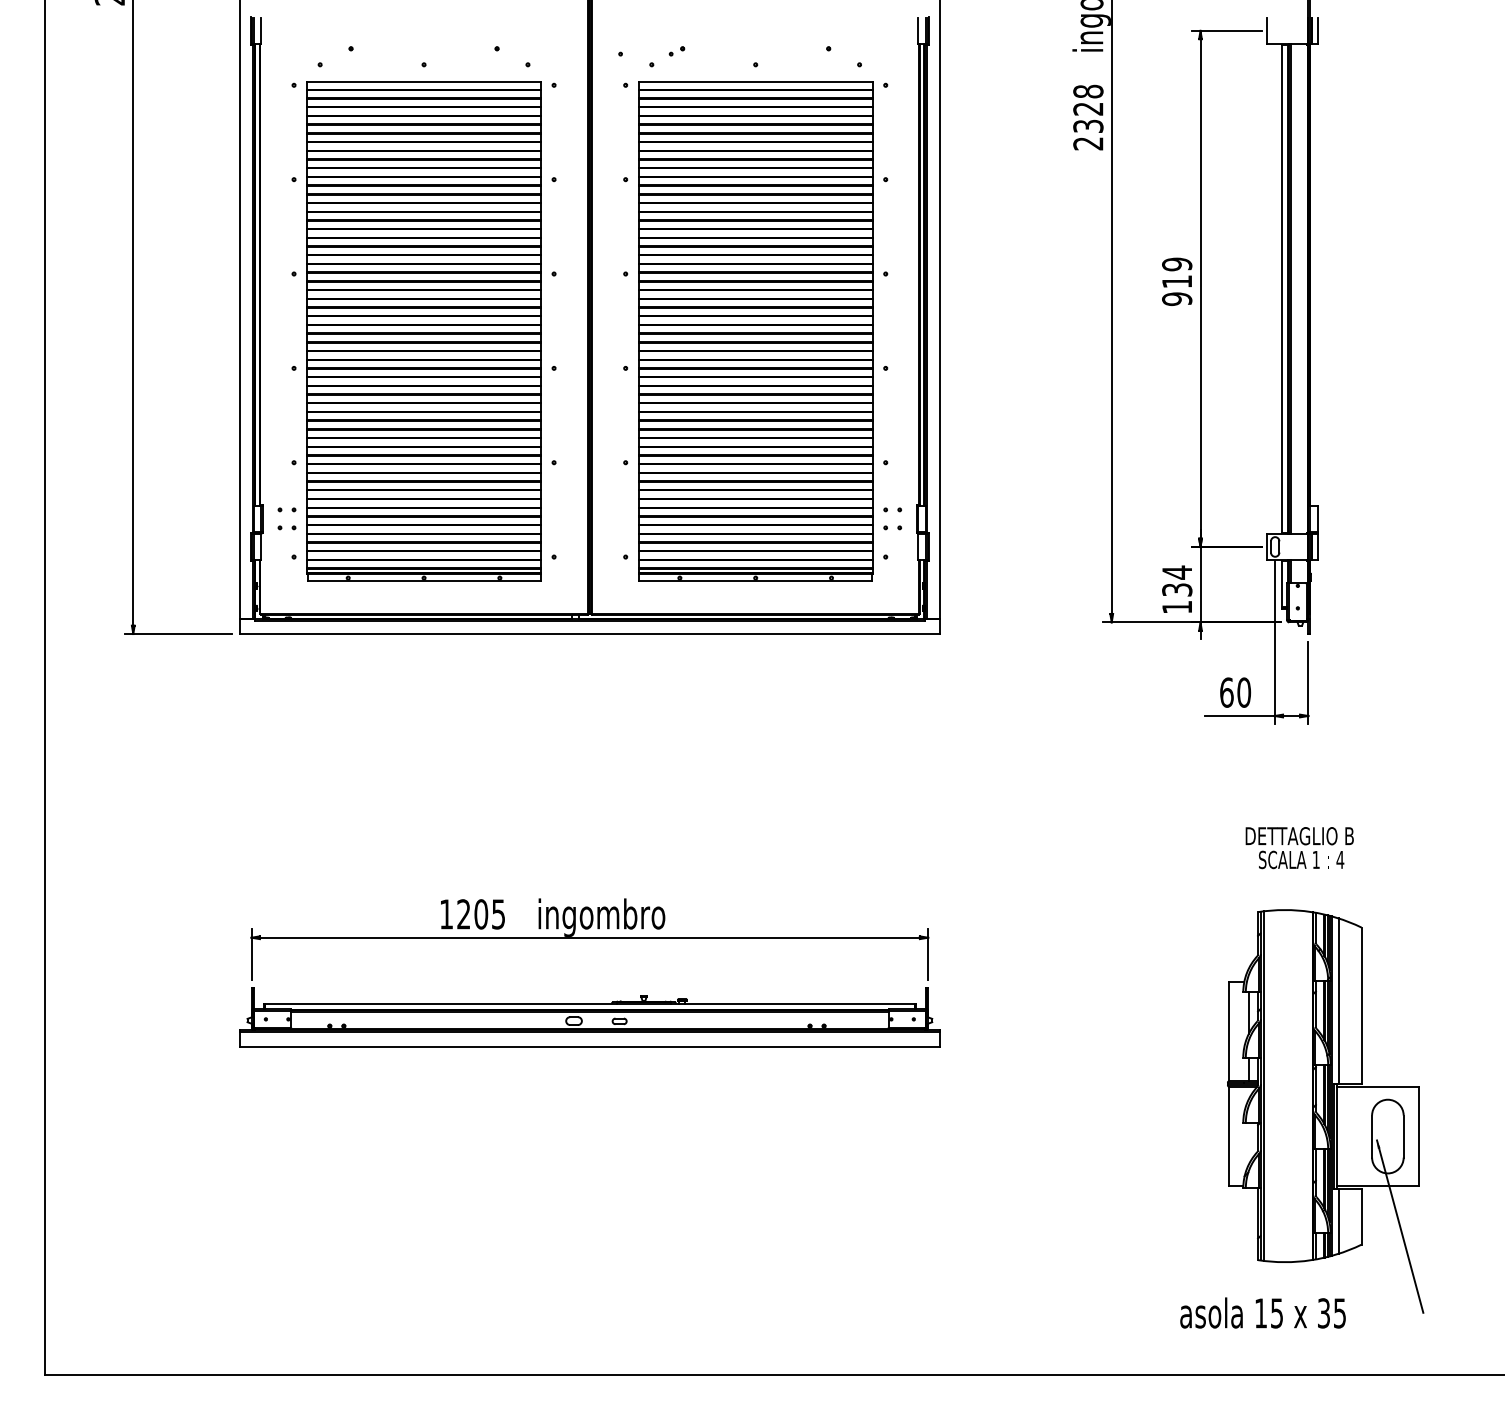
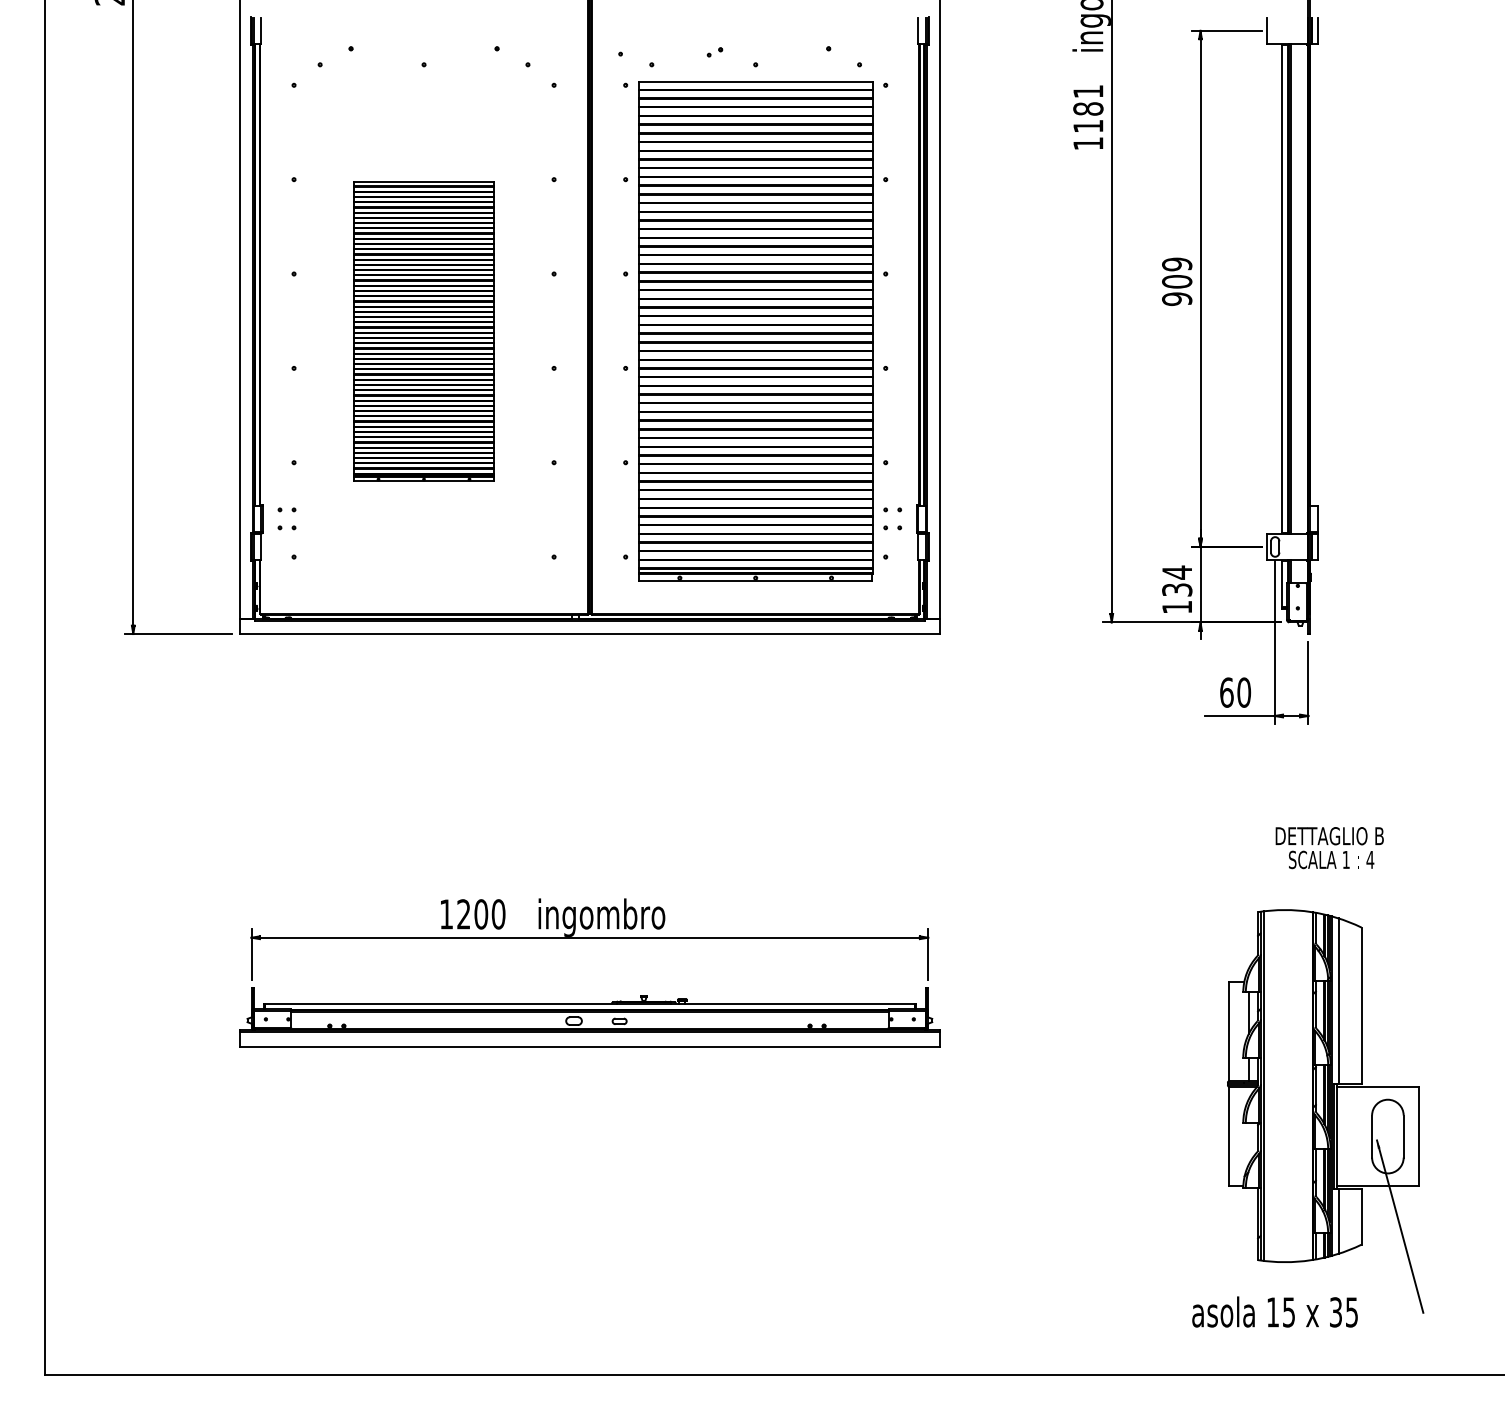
part position: (676, 51) -> (714, 52) (714, 52)
text: 2328 -> 1181 (1088, 117)
text: 919 -> 909 (1177, 281)
part size: 236x501 px -> 142x301 px (423, 331)
text position: (1299, 848) -> (1329, 848) (1329, 848)
text: 1205 -> 1200 (498, 914)
text position: (1262, 1312) -> (1274, 1311) (1274, 1311)
